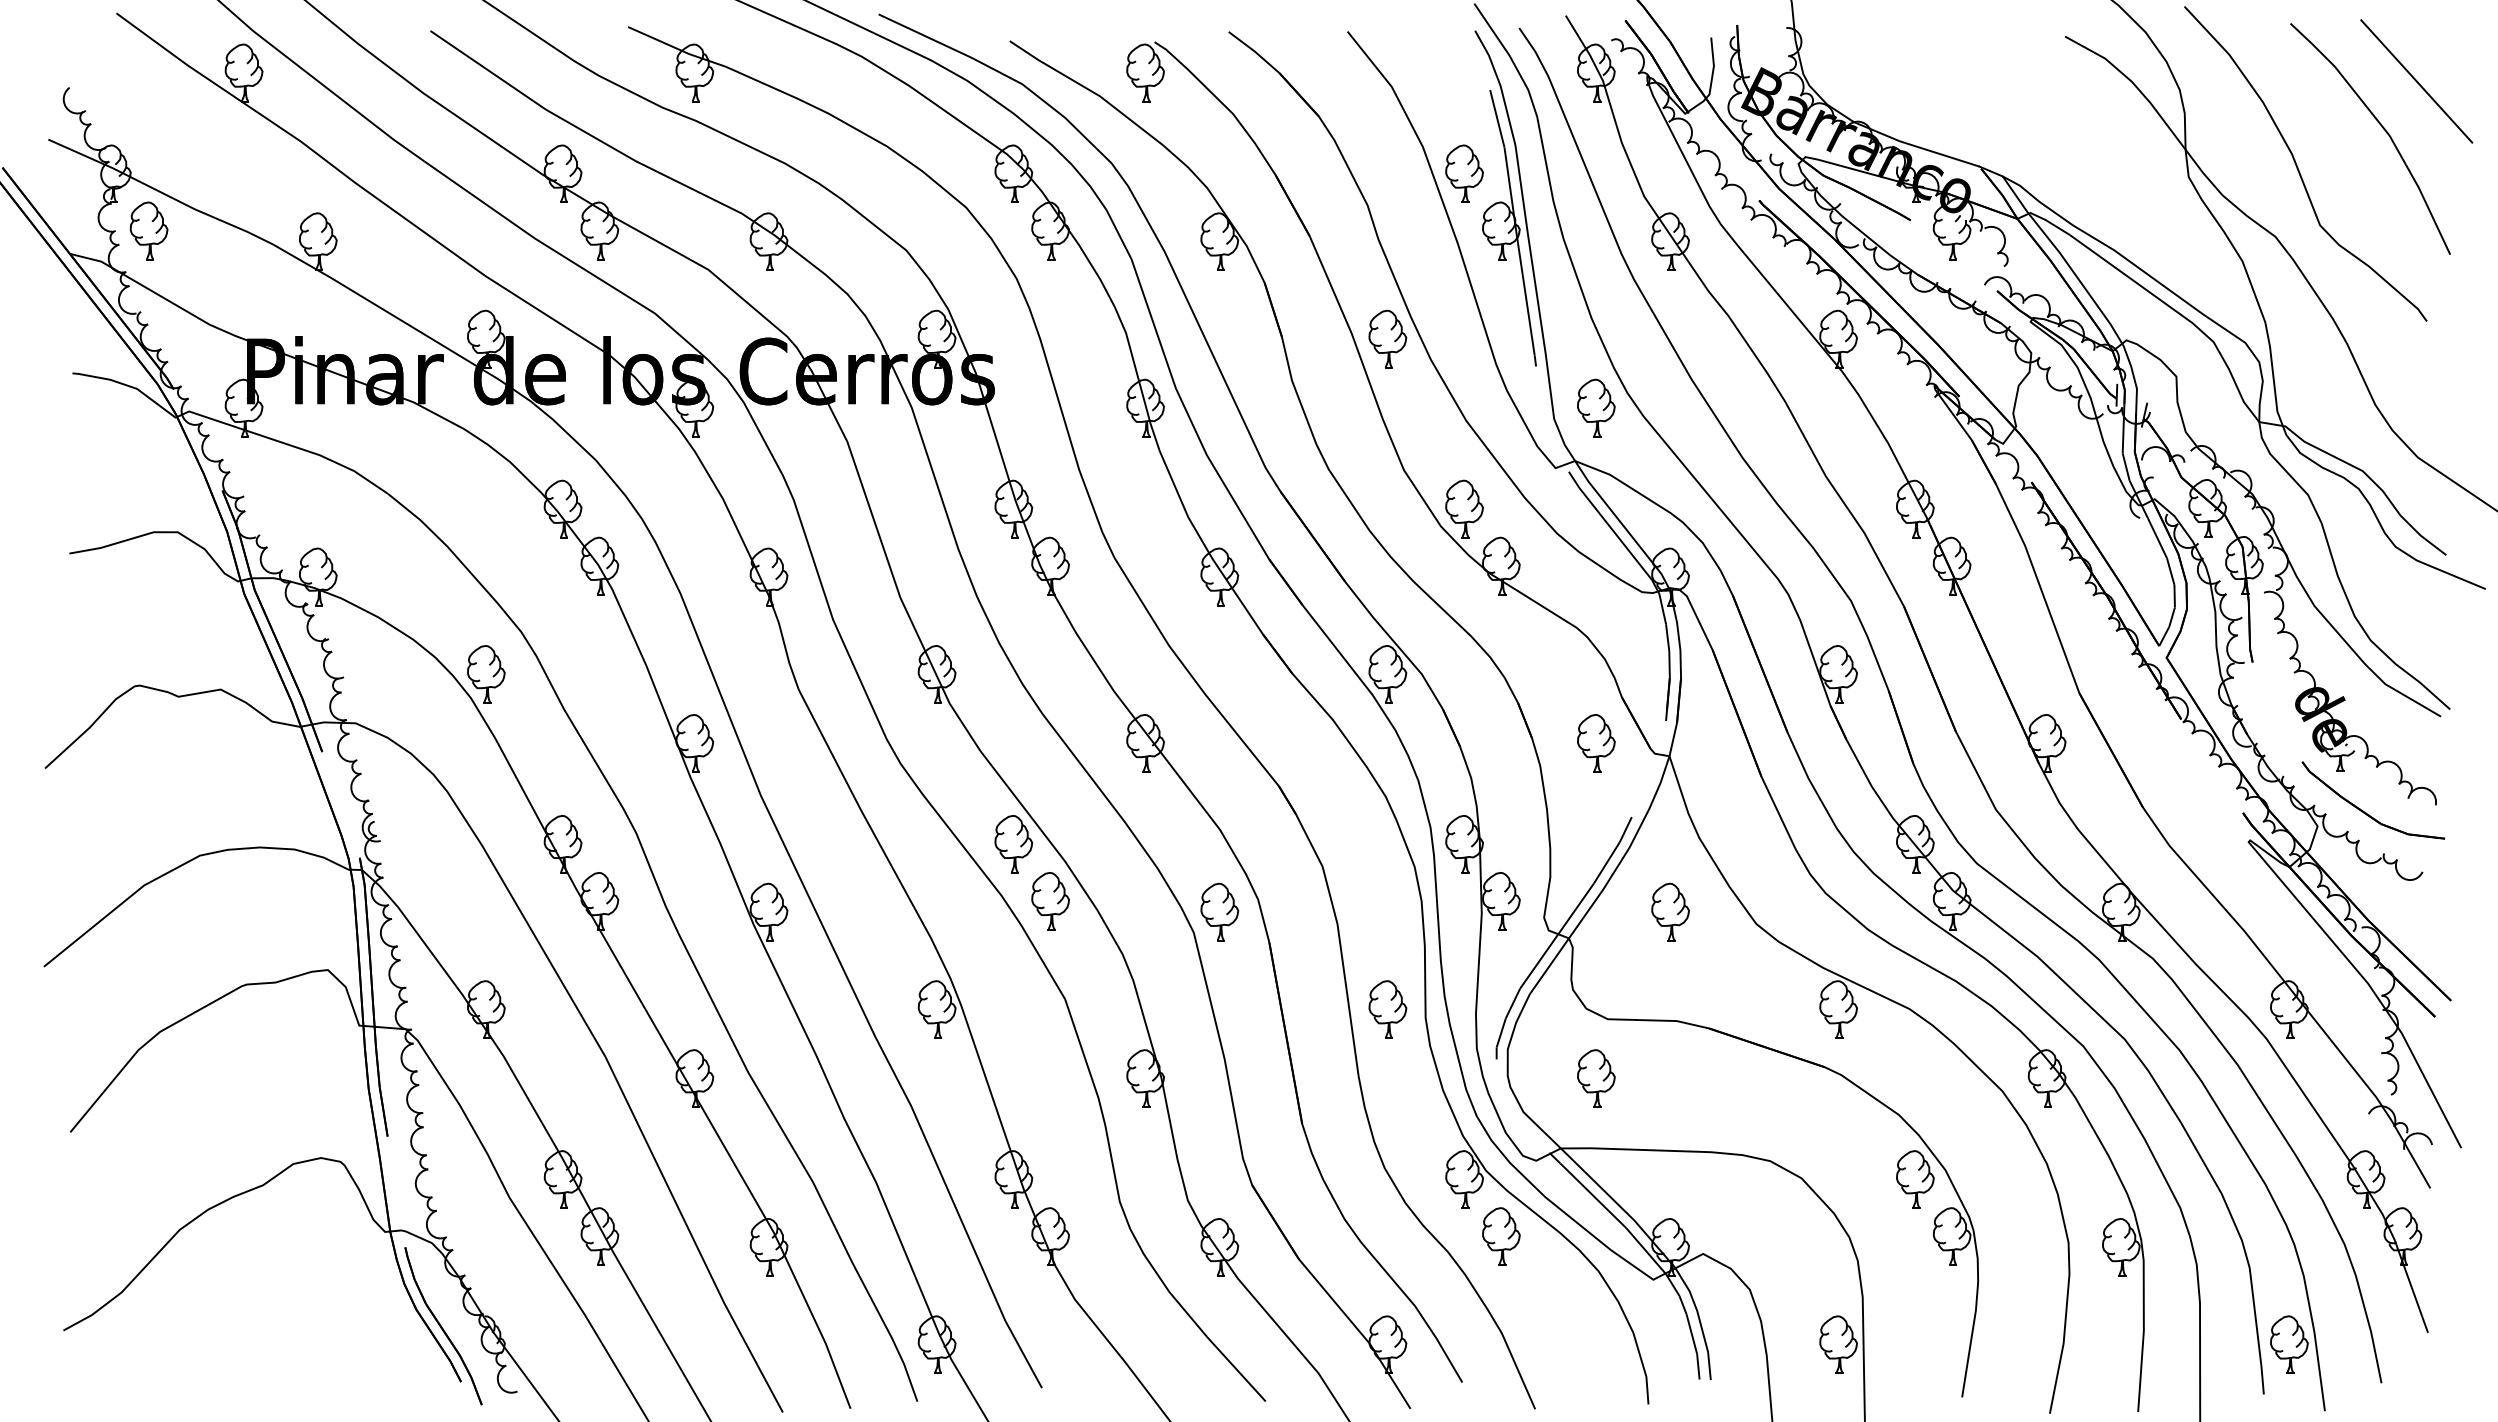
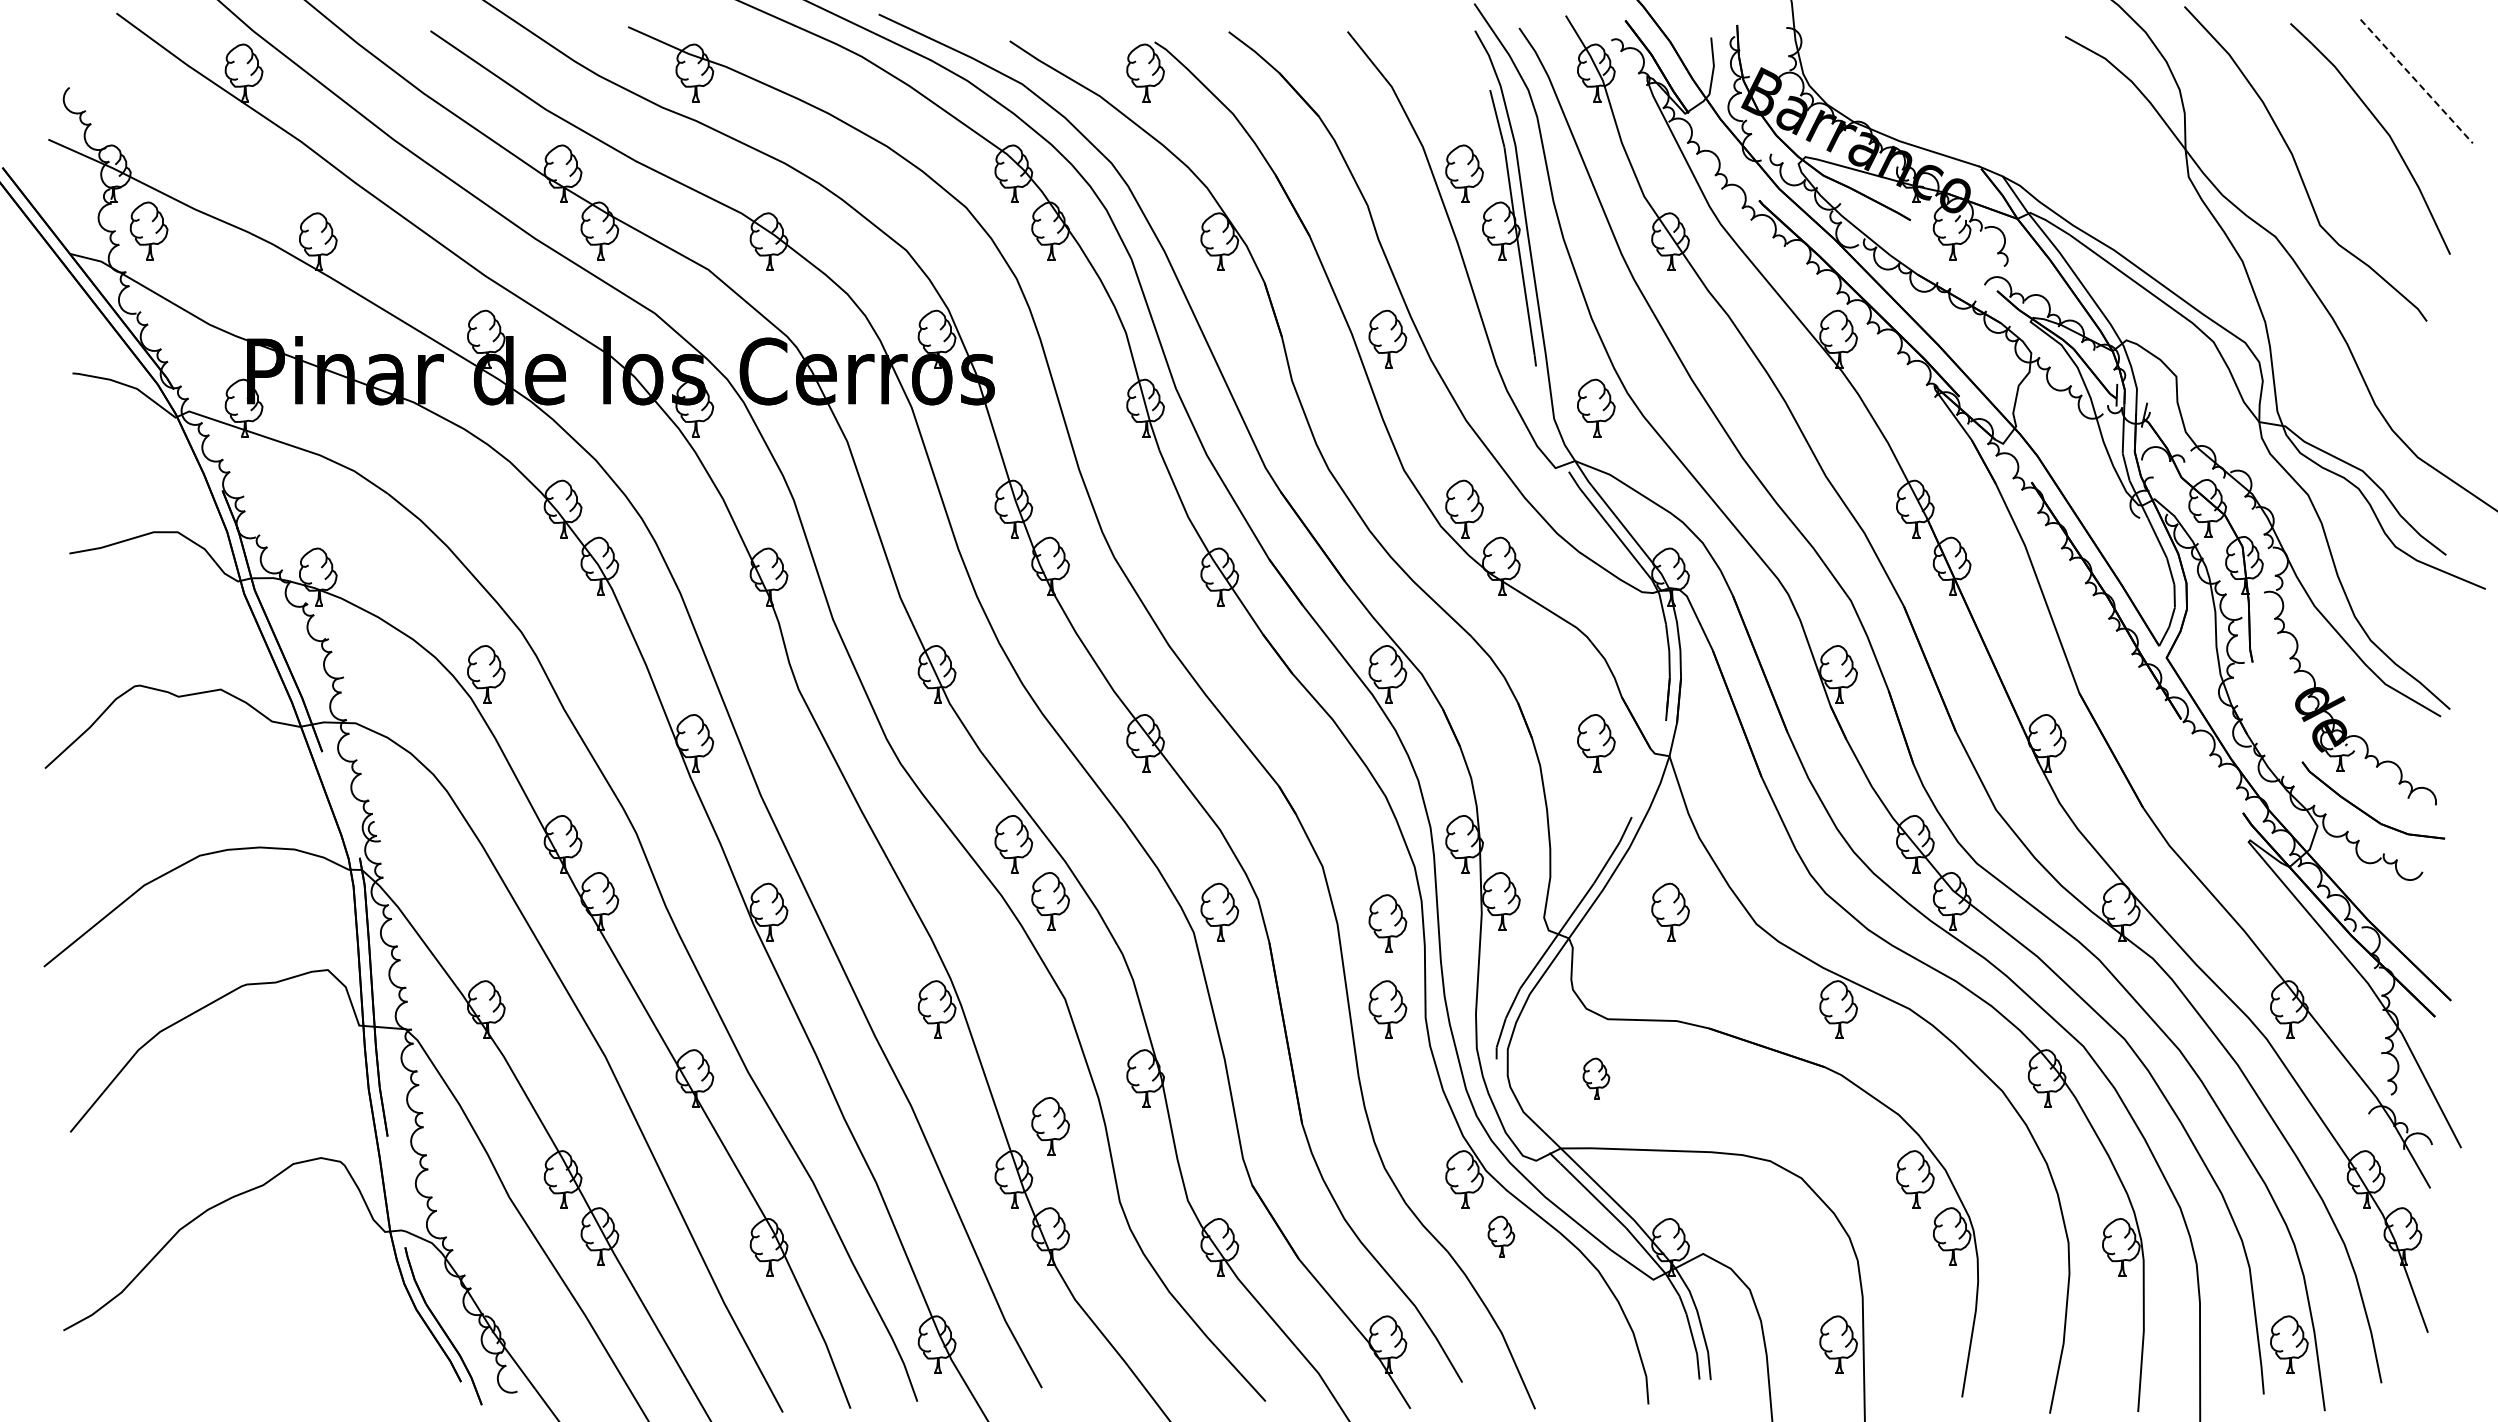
line: solid -> dashed (2416, 81)
part: none -> present (1387, 923)
part size: 39x59 px -> 29x43 px (1596, 1078)
part: none -> present (1050, 1126)
part size: 39x59 px -> 29x43 px (1501, 1236)
